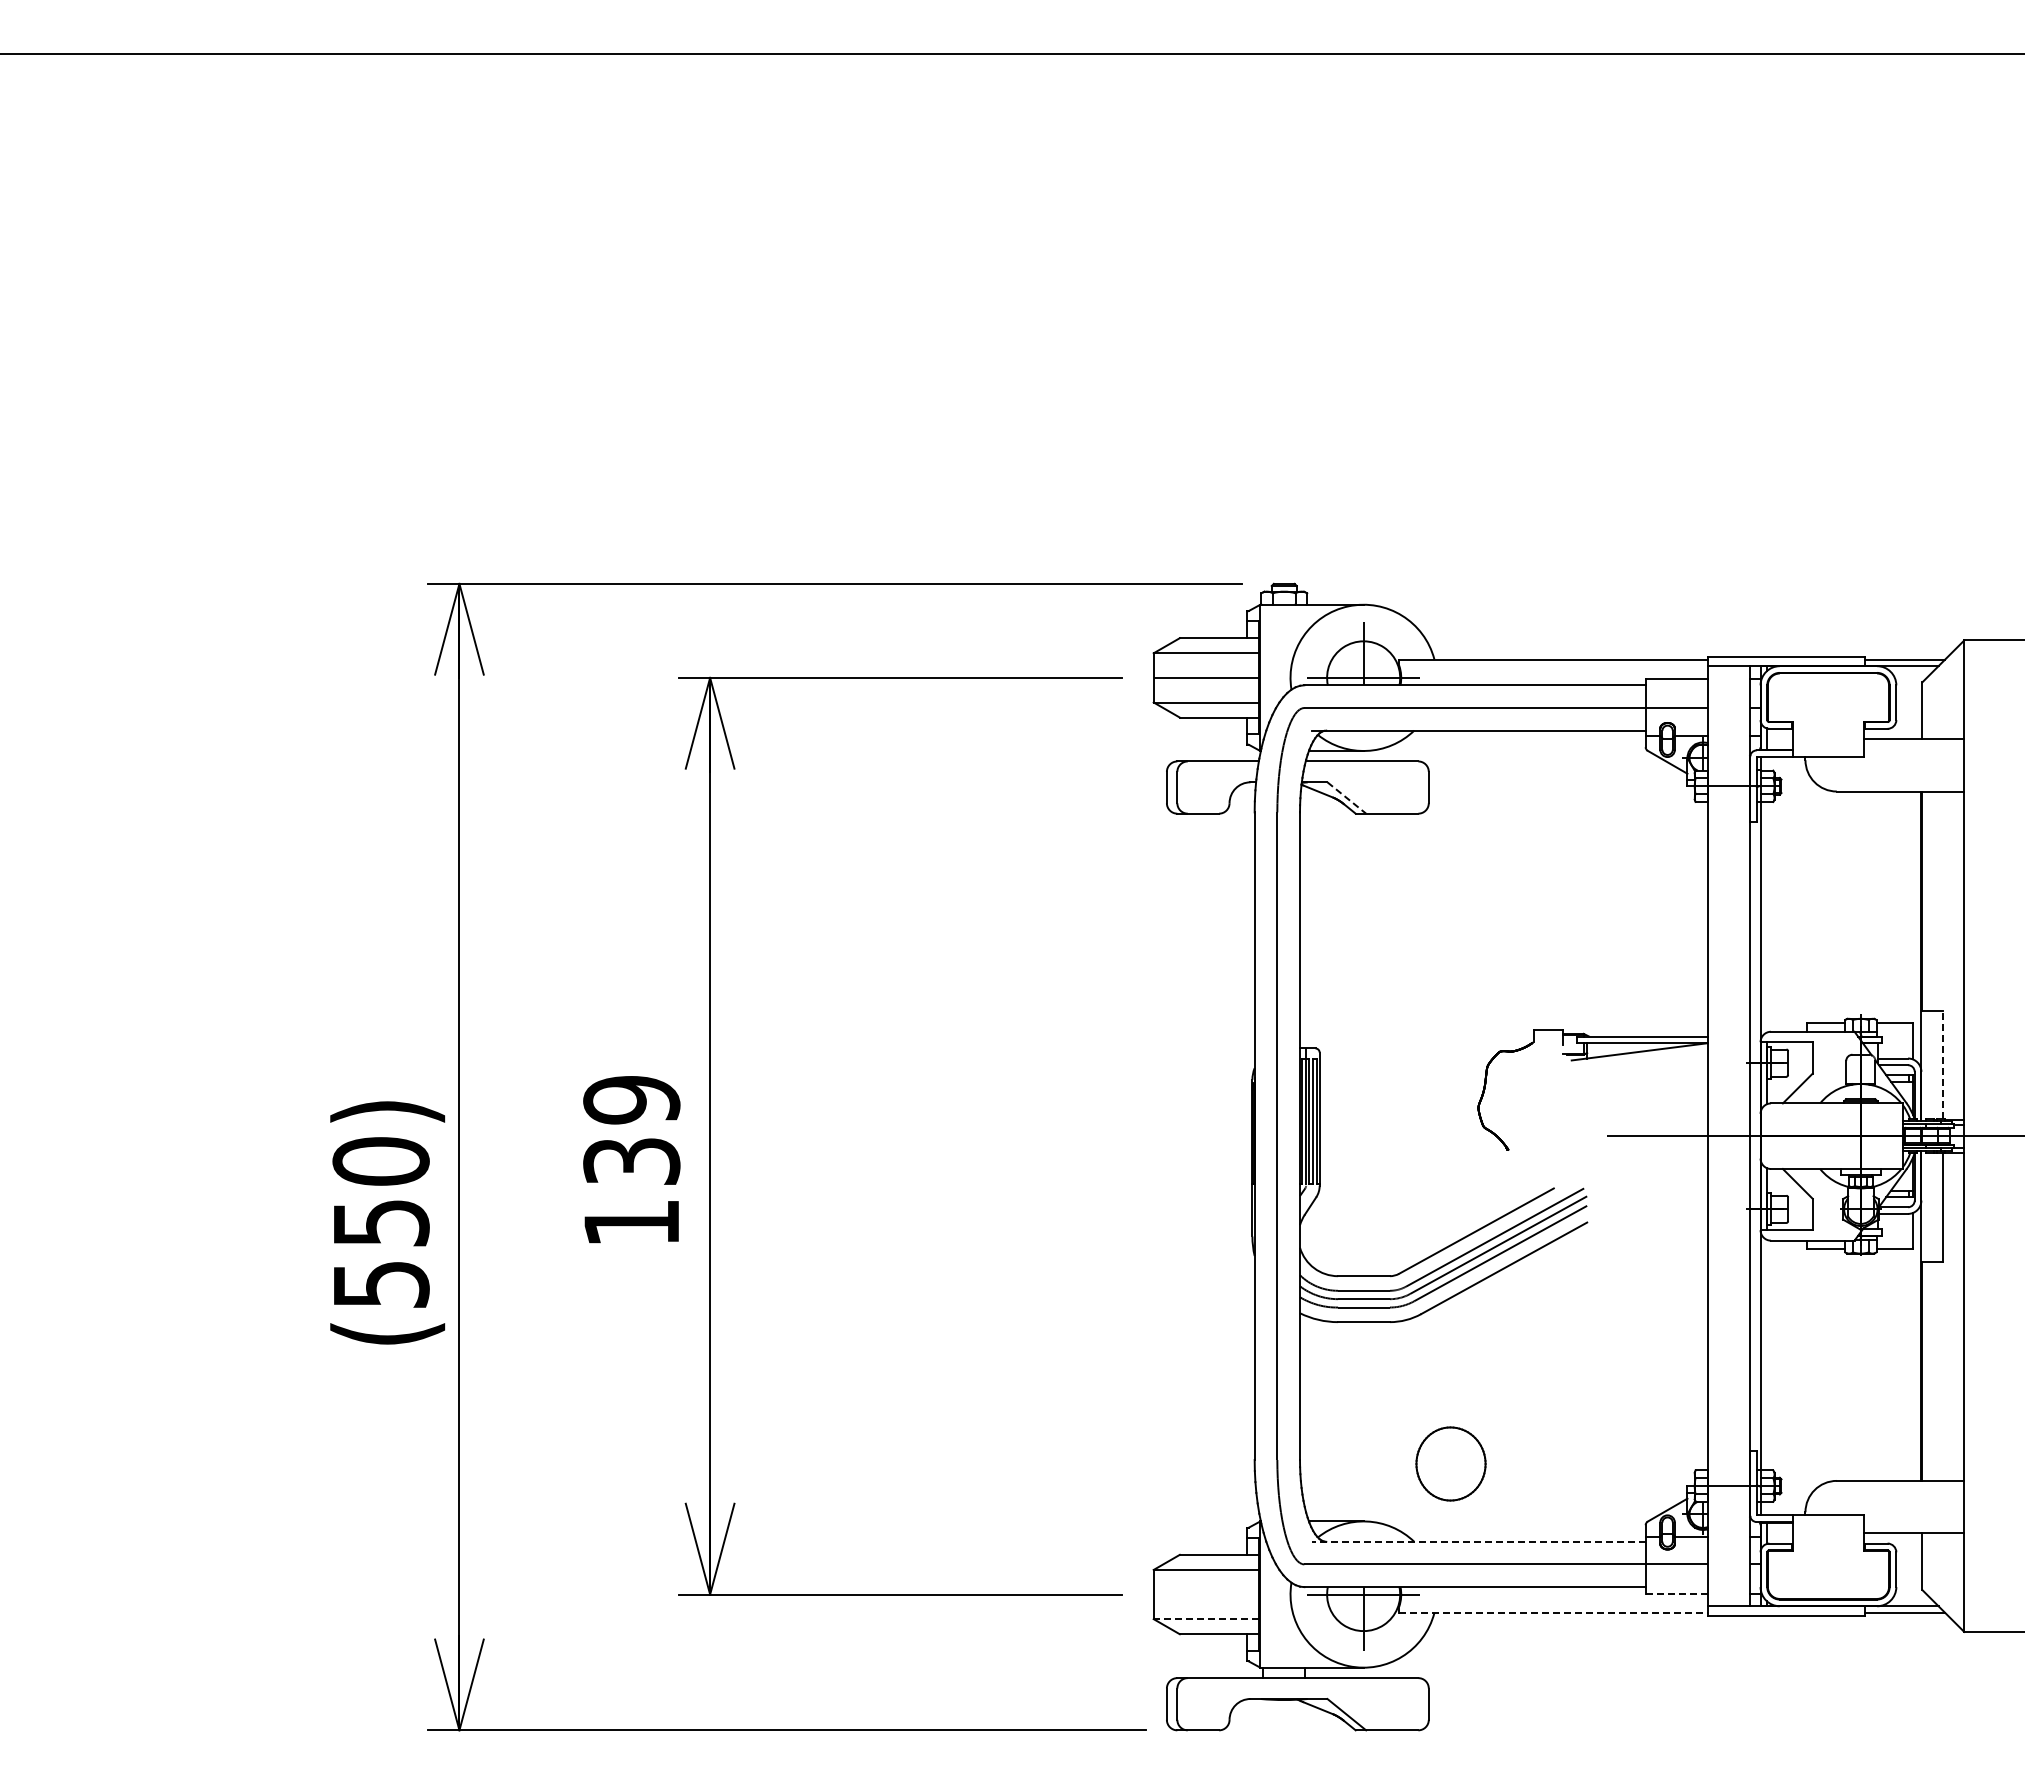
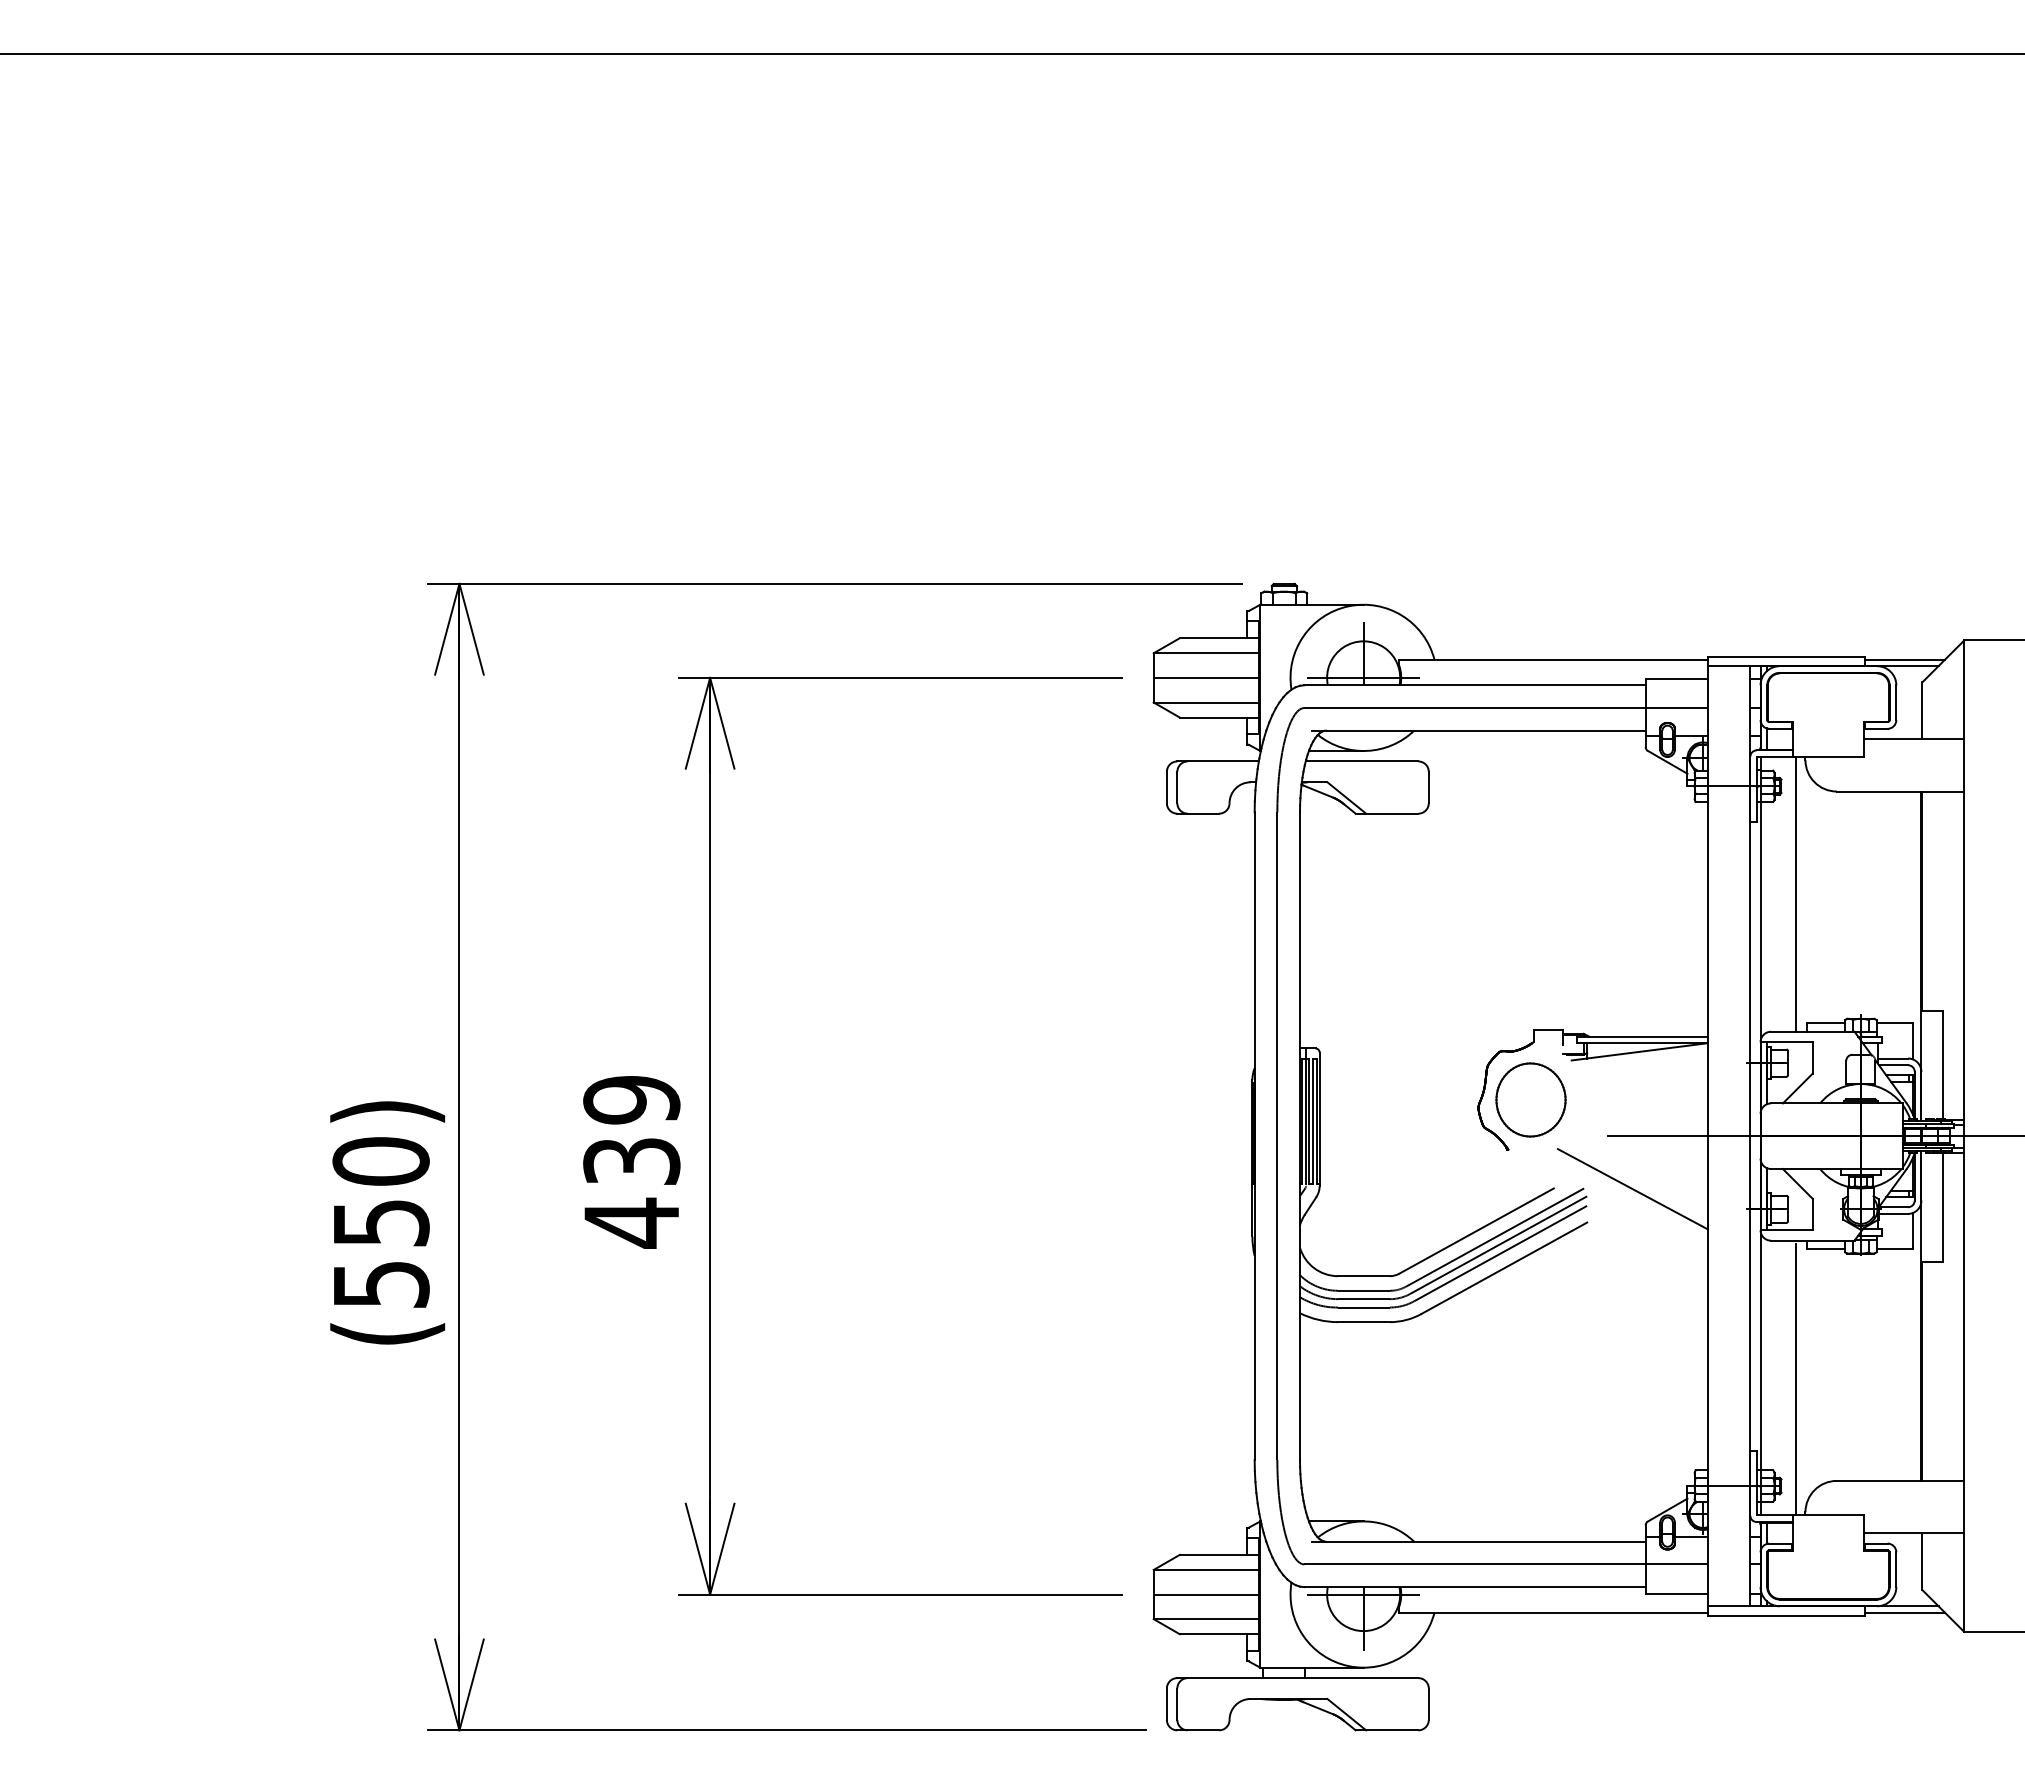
line: dashed -> solid (1346, 798)
line: none -> present (1796, 894)
line: dashed -> solid (1943, 1064)
line: none -> present (1632, 1189)
text: 139 -> 439 (631, 1222)
line: none -> present (1796, 1379)
part position: (1450, 1463) -> (1530, 1099) (1530, 1099)
line: dashed -> solid (1478, 1541)
line: dashed -> solid (1677, 1593)
line: none -> present (1206, 1594)
line: dashed -> solid (1553, 1612)
line: dashed -> solid (1206, 1619)
